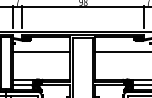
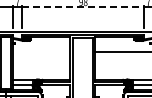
line: solid -> dashed (83, 7)
line: present -> none (41, 52)
